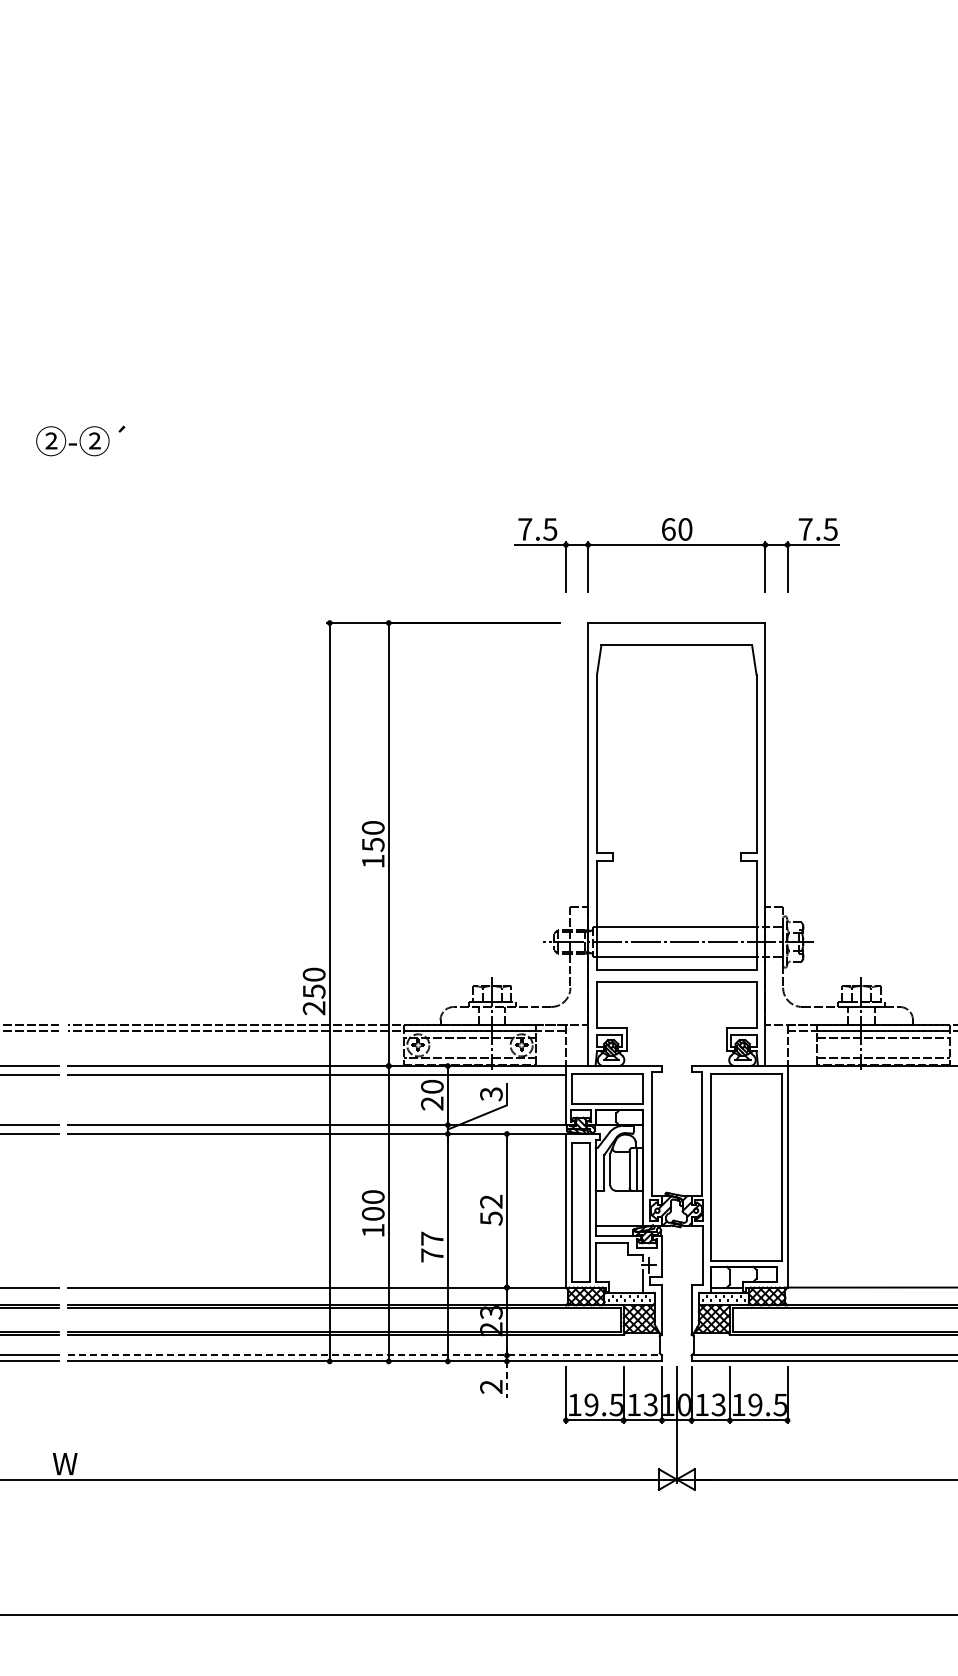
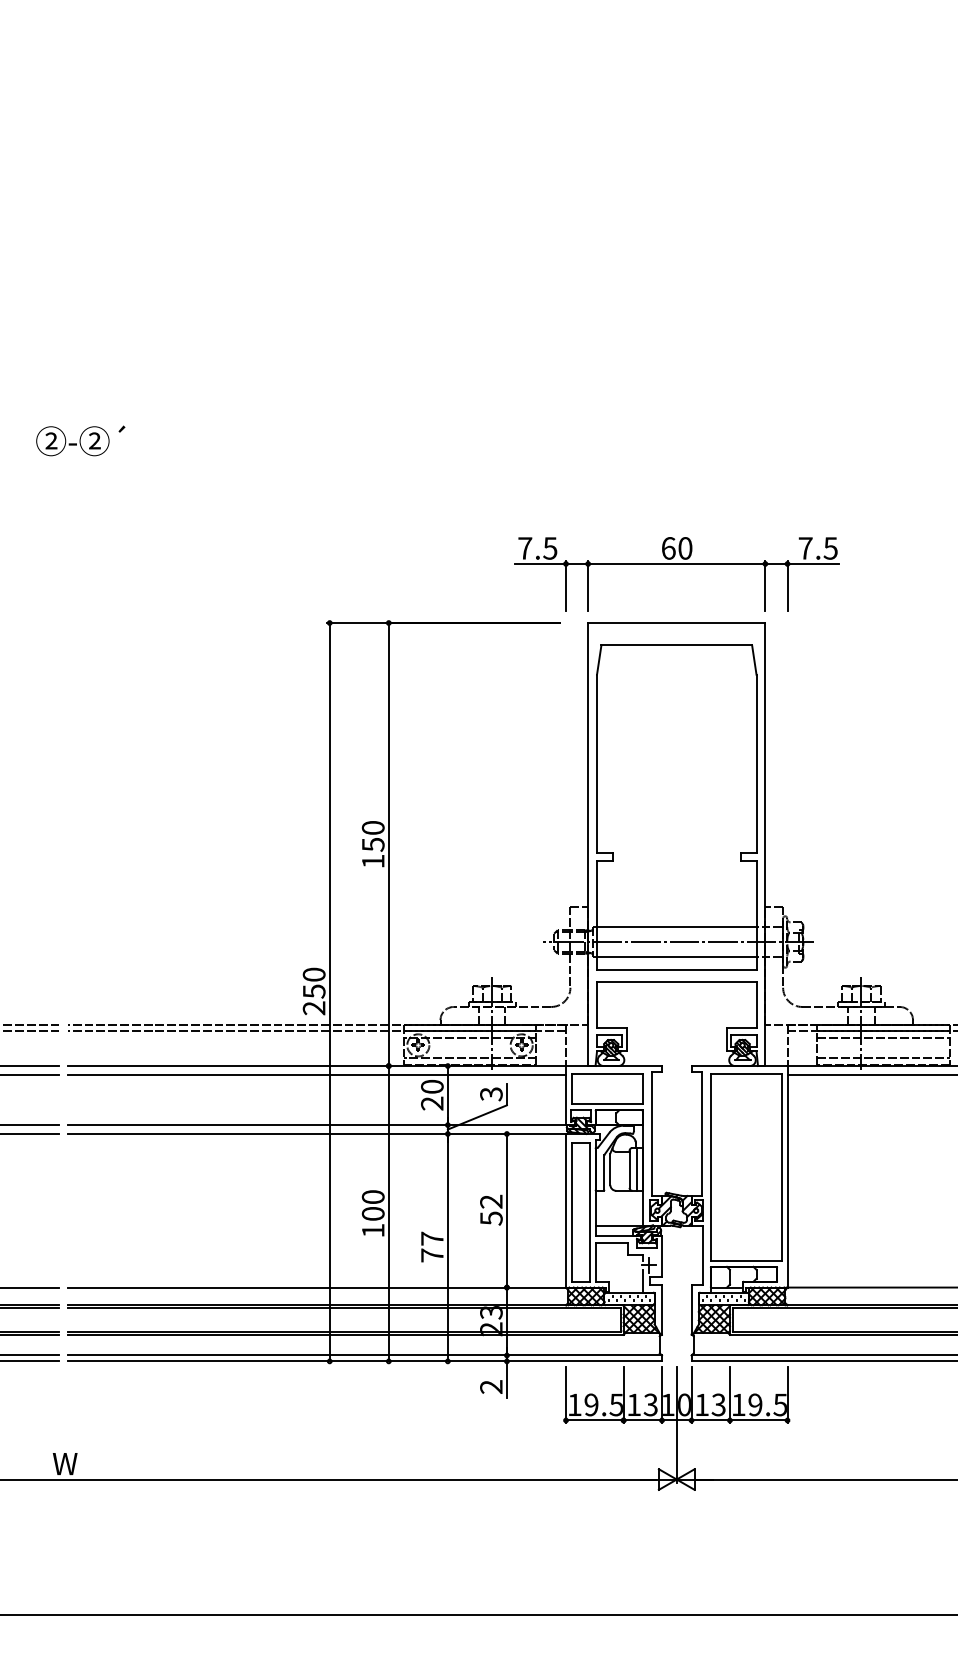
part position: (676, 545) -> (676, 564) (676, 564)
line: none -> present (870, 1074)
line: dashed -> solid (365, 1355)
line: dashed -> solid (506, 1380)
